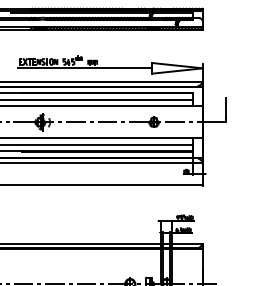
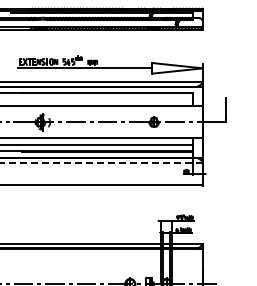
line: present -> none (97, 100)
line: solid -> dashed (101, 162)
